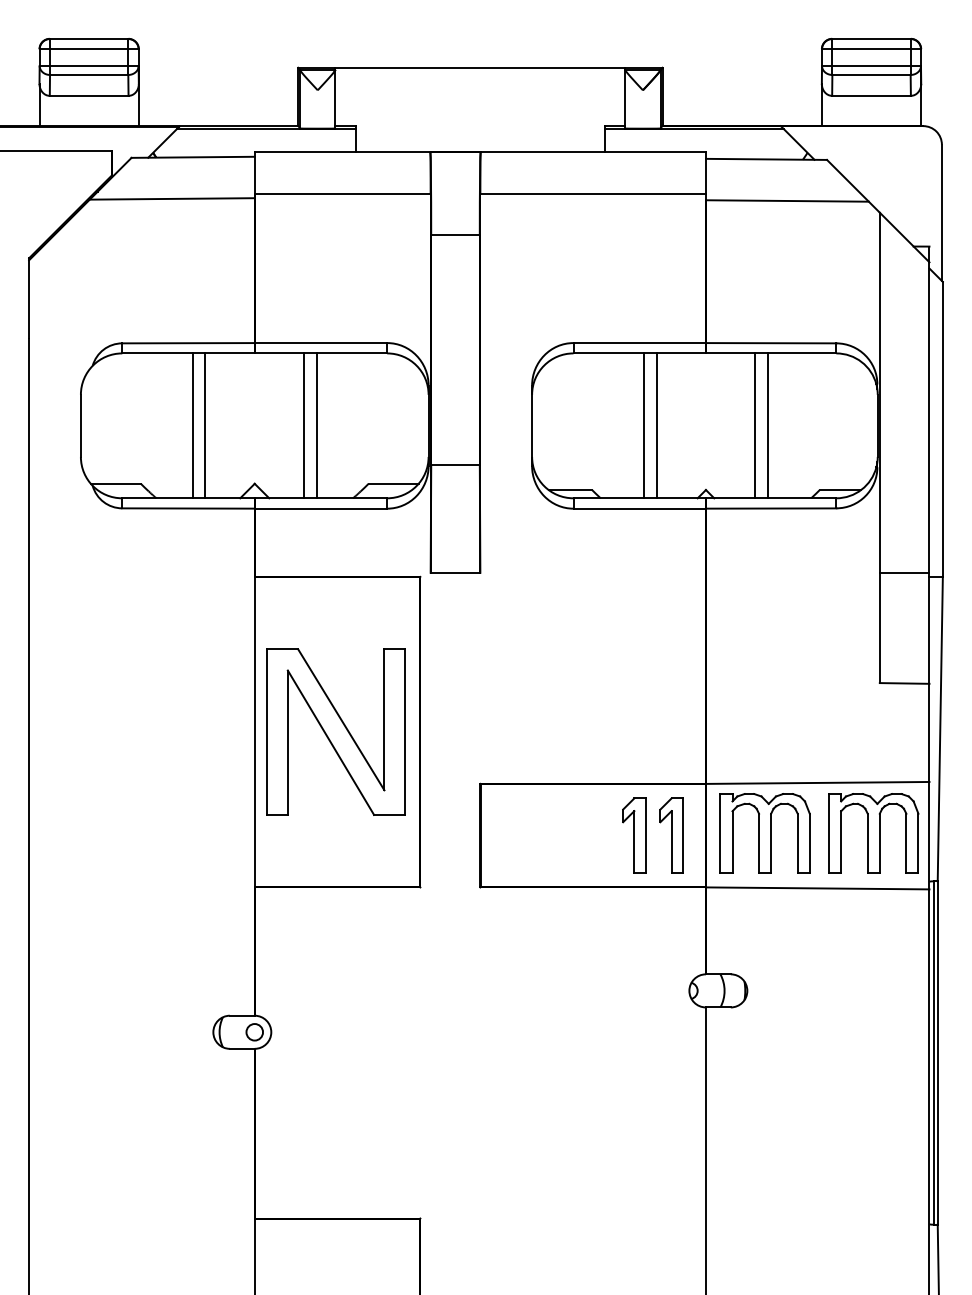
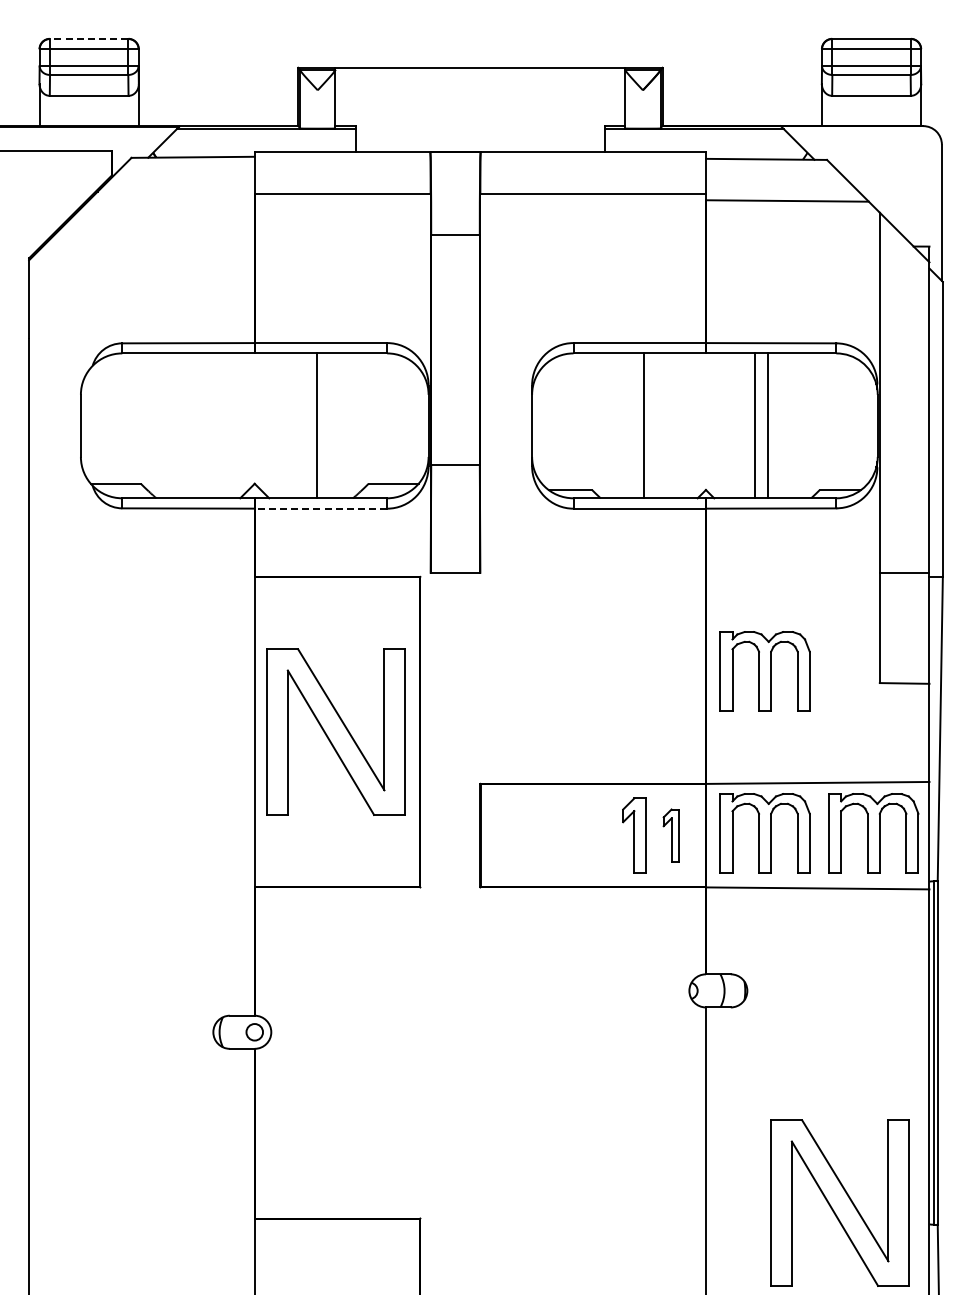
line: solid -> dashed (88, 39)
line: present -> none (171, 198)
line: present -> none (192, 425)
line: present -> none (205, 425)
line: present -> none (304, 425)
line: present -> none (656, 425)
line: solid -> dashed (320, 508)
part: none -> present (764, 671)
part size: 25x77 px -> 18x55 px (670, 835)
part: none -> present (839, 1202)
